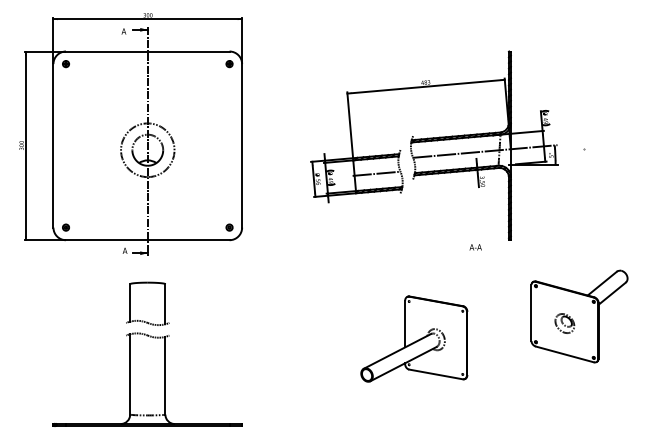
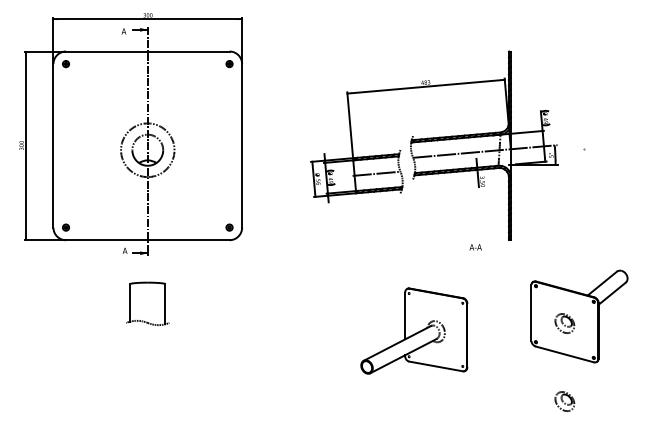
part position: (414, 338) -> (414, 330) (414, 330)
part: present -> none (147, 379)
part: none -> present (564, 401)
